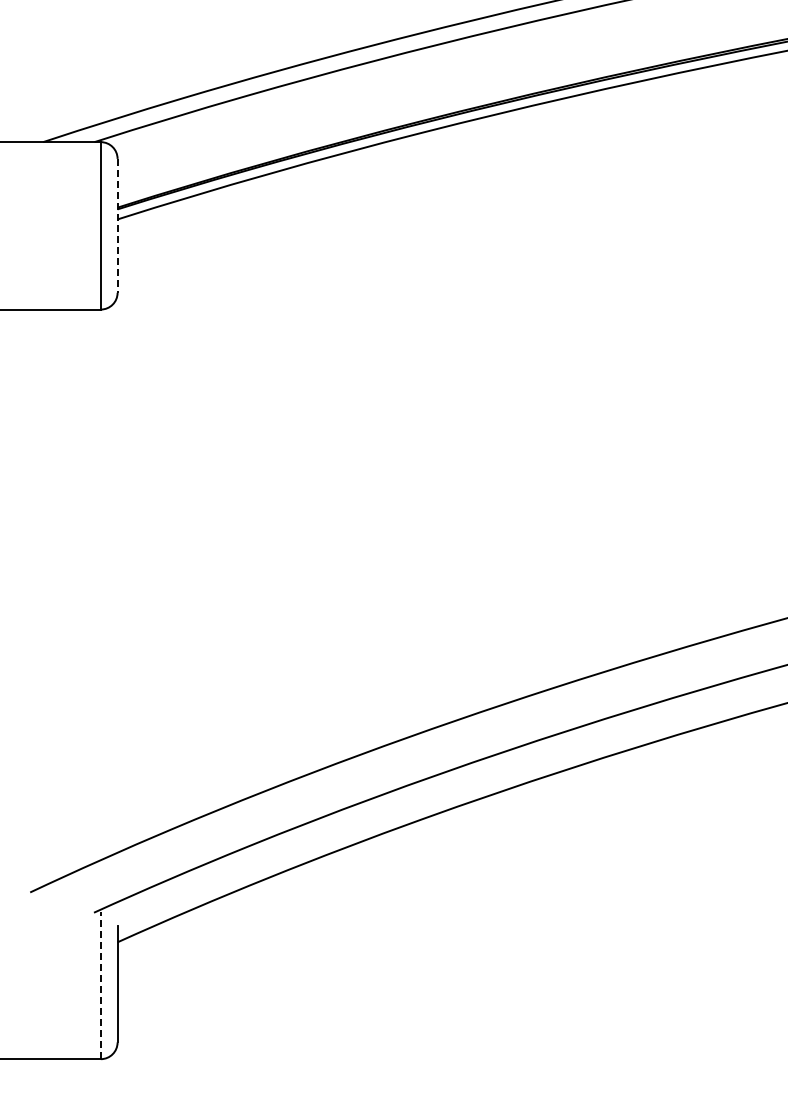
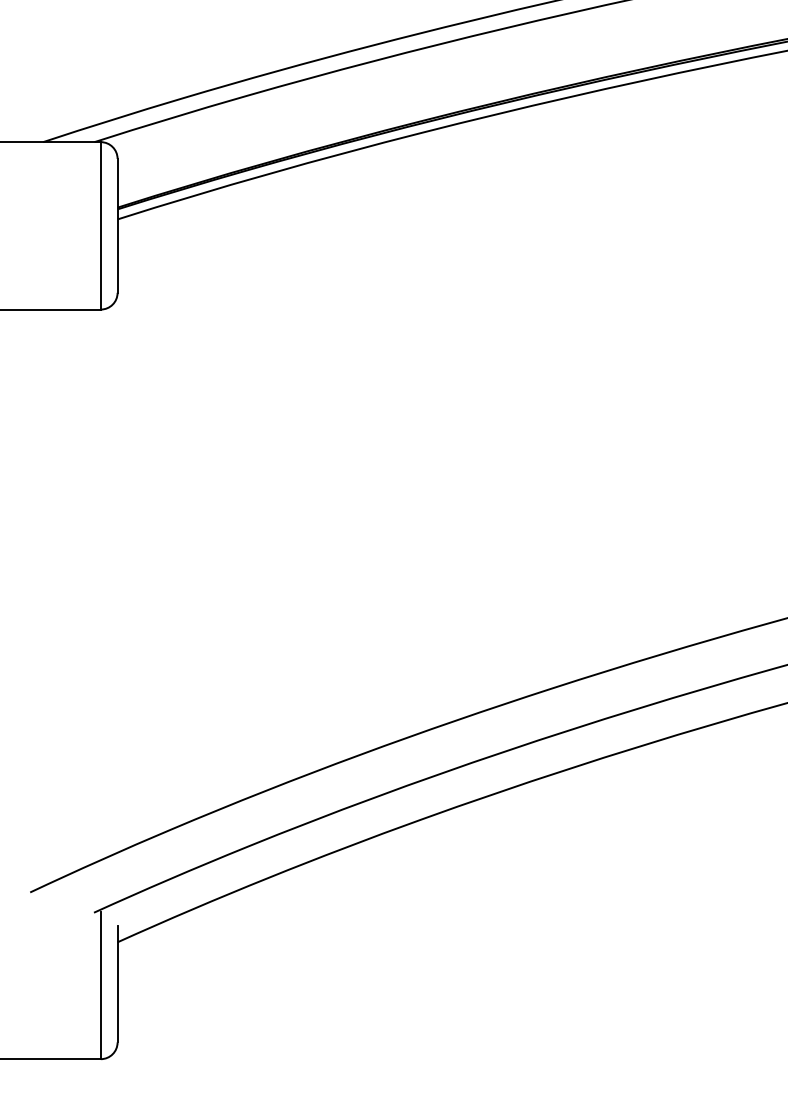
line: dashed -> solid (117, 225)
line: dashed -> solid (100, 985)
